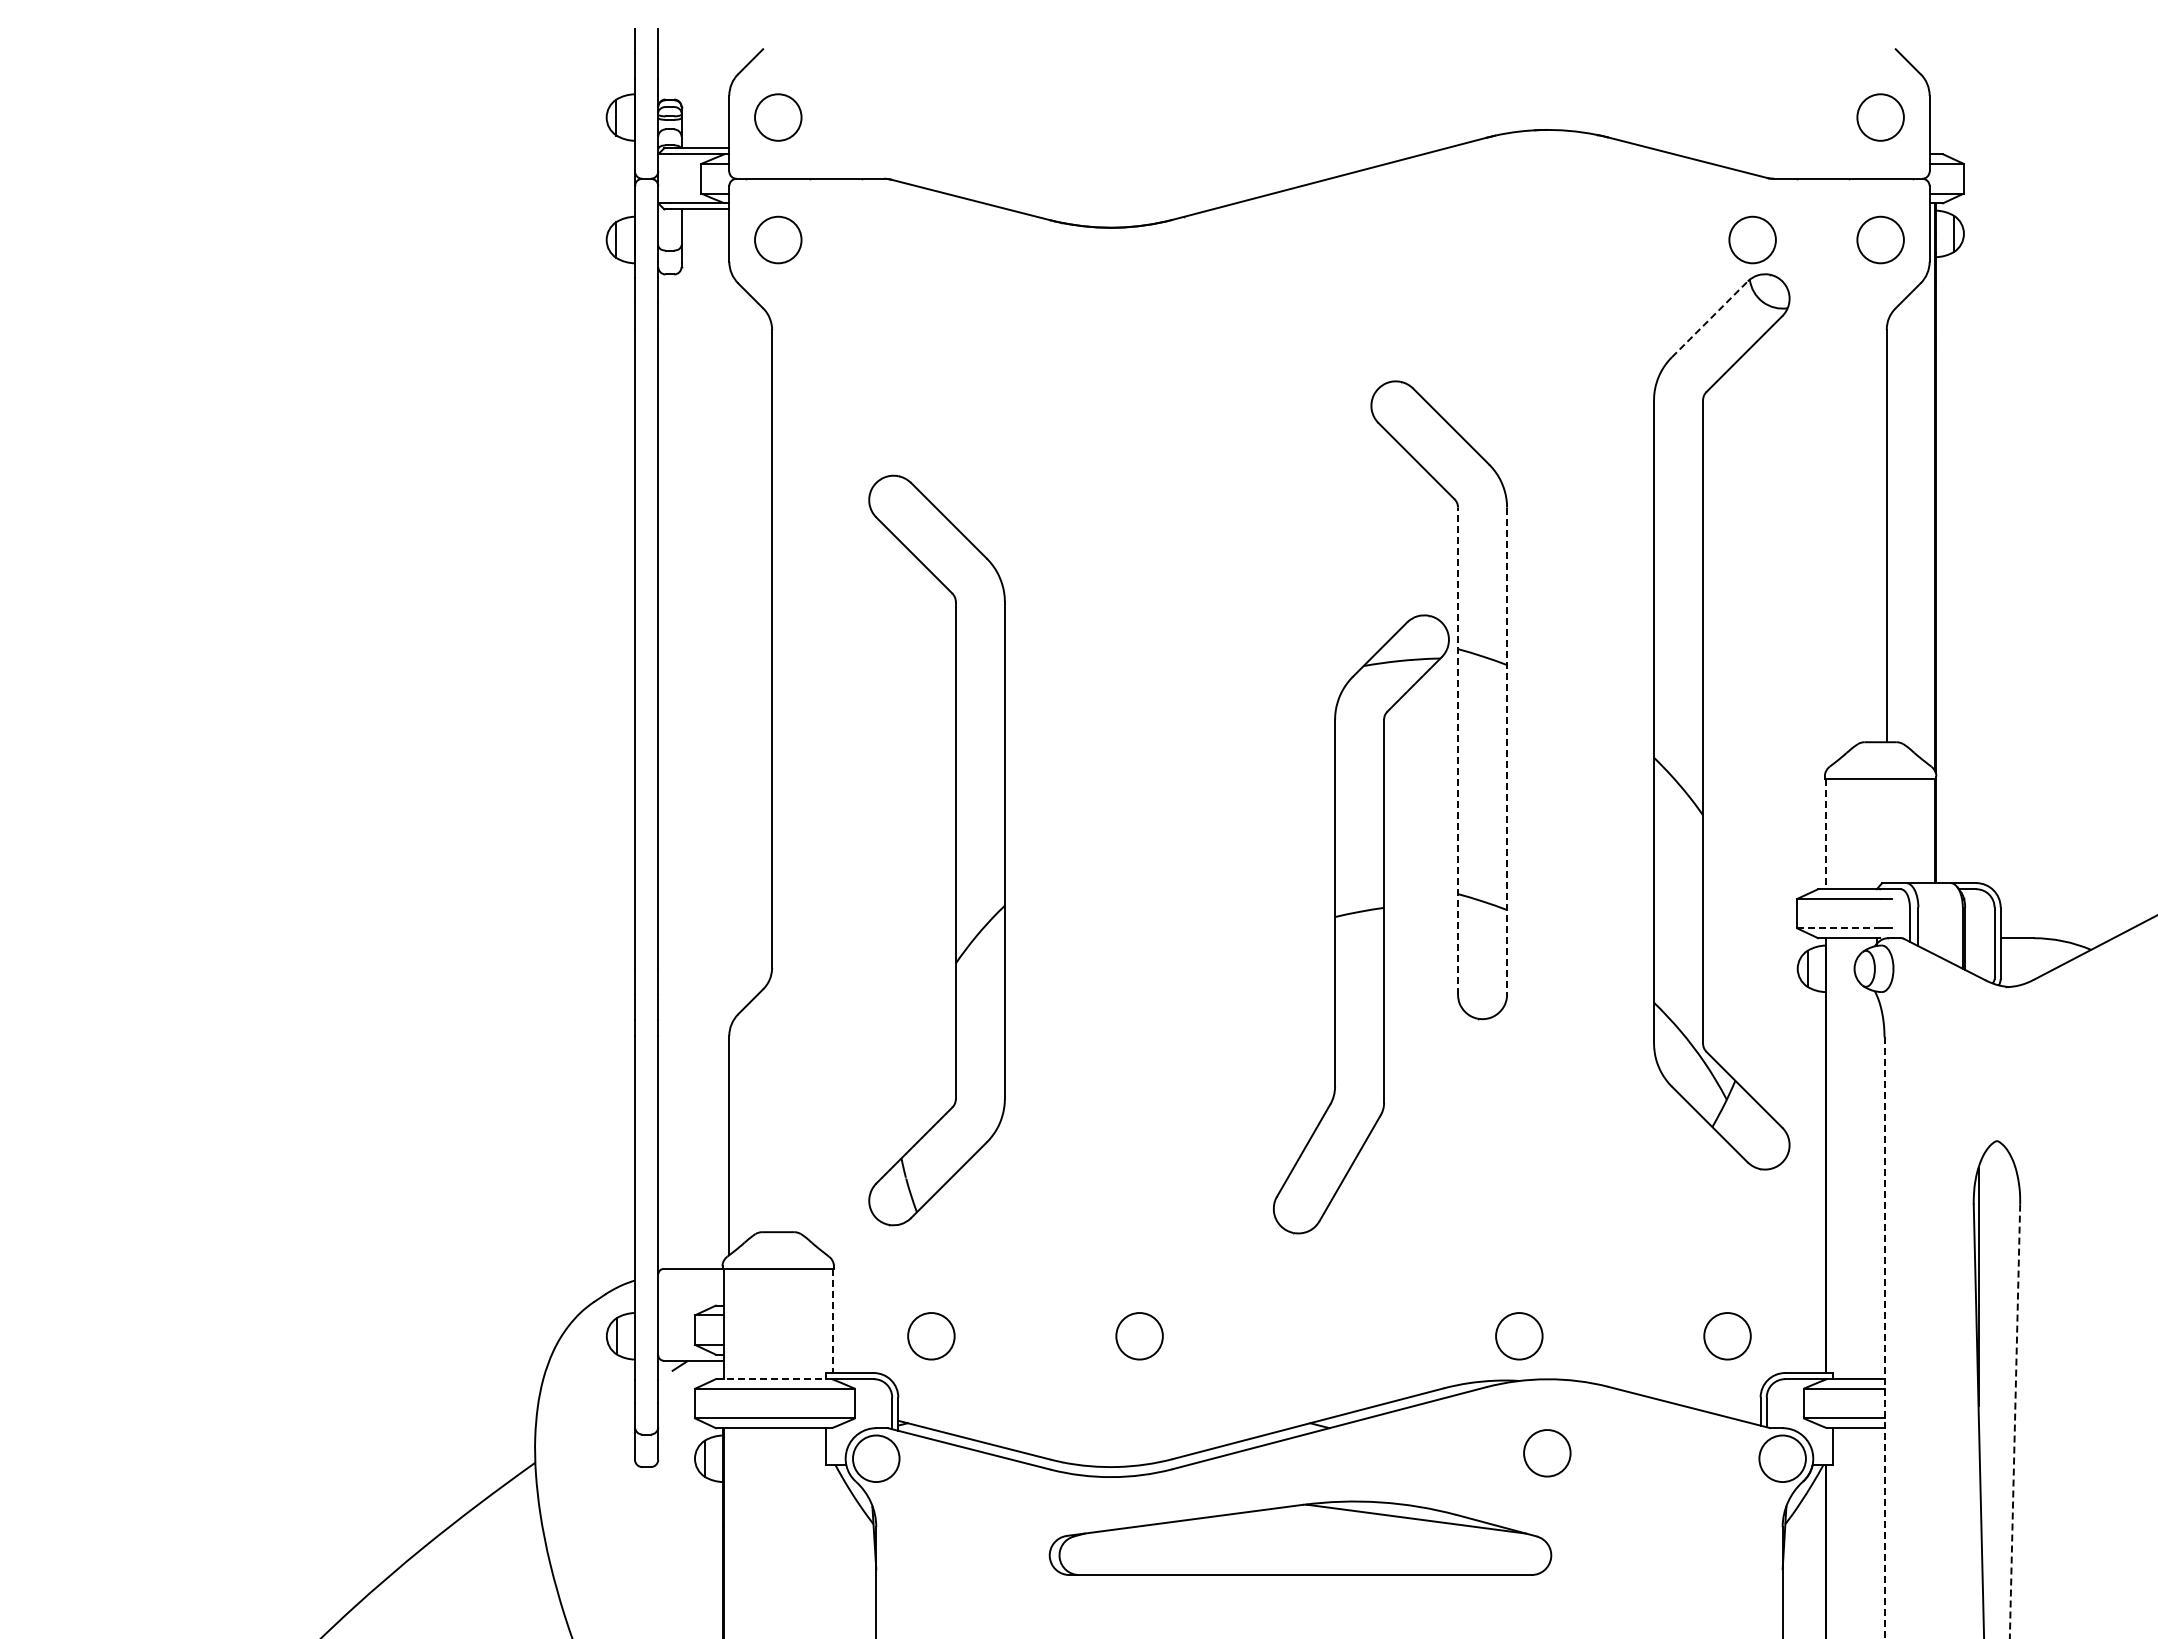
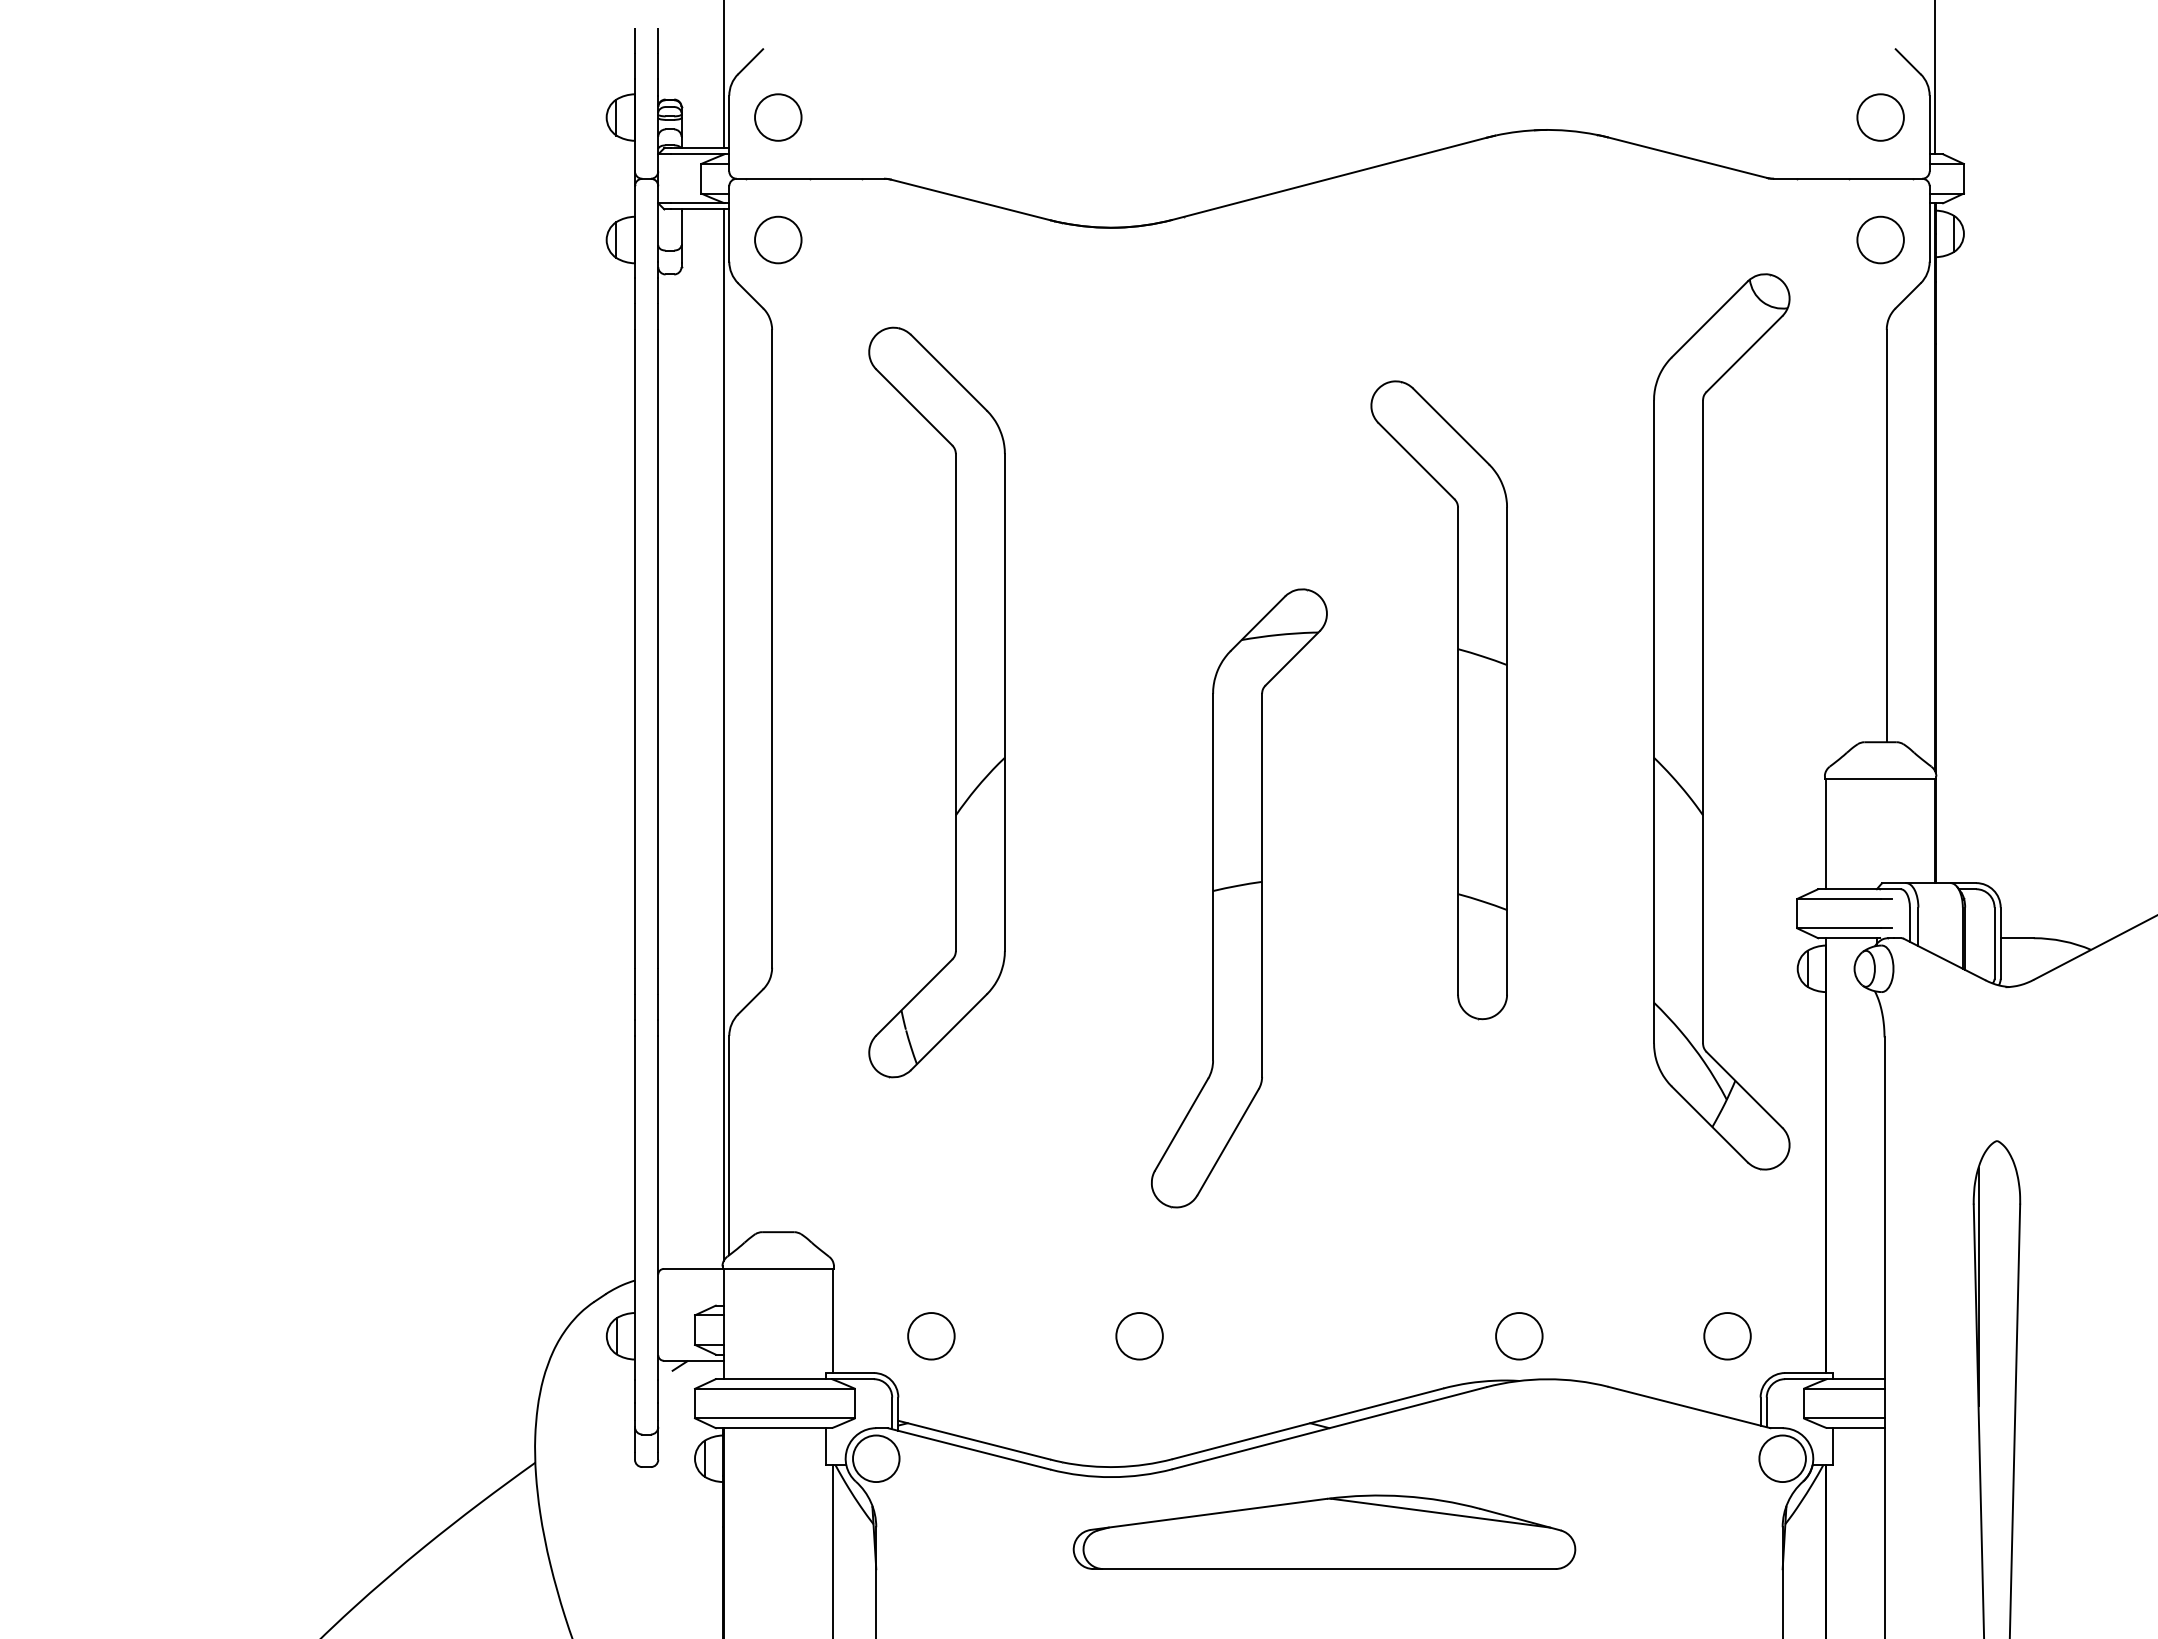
line: none -> present (723, 75)
line: none -> present (1935, 78)
circle: present -> none (1752, 239)
line: dashed -> solid (1709, 319)
line: none -> present (723, 735)
line: dashed -> solid (1458, 751)
line: dashed -> solid (1507, 751)
line: dashed -> solid (1826, 834)
part position: (955, 850) -> (955, 702) (955, 702)
part position: (1361, 924) -> (1239, 898) (1239, 898)
line: dashed -> solid (1839, 928)
line: dashed -> solid (832, 1321)
line: dashed -> solid (1884, 1338)
line: dashed -> solid (774, 1379)
line: dashed -> solid (2015, 1421)
circle: present -> none (1547, 1453)
part position: (1300, 1537) -> (1324, 1531) (1324, 1531)
line: none -> present (832, 1550)
